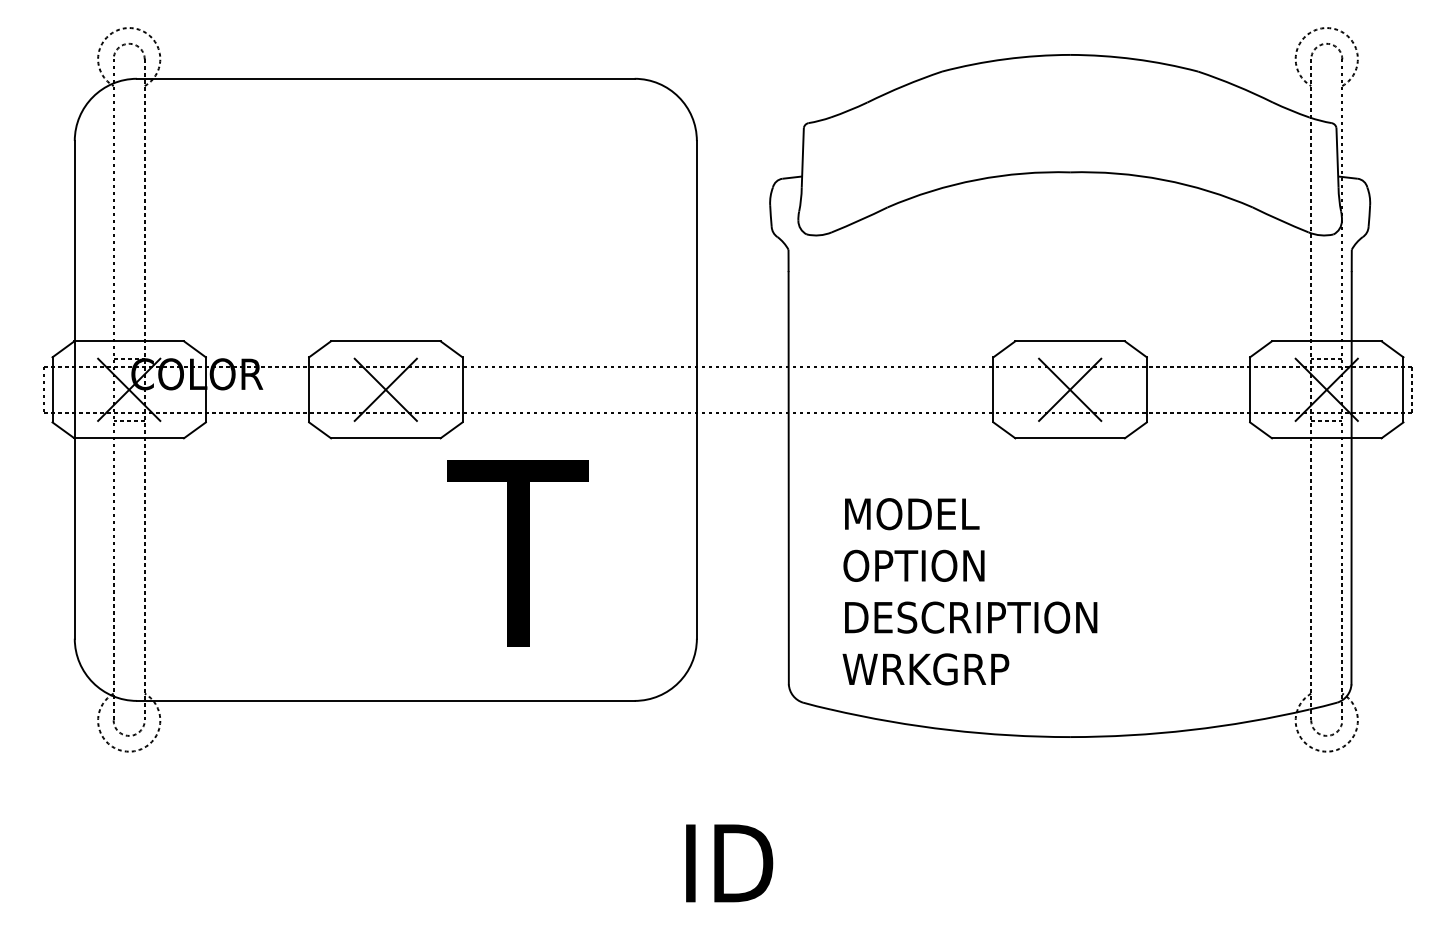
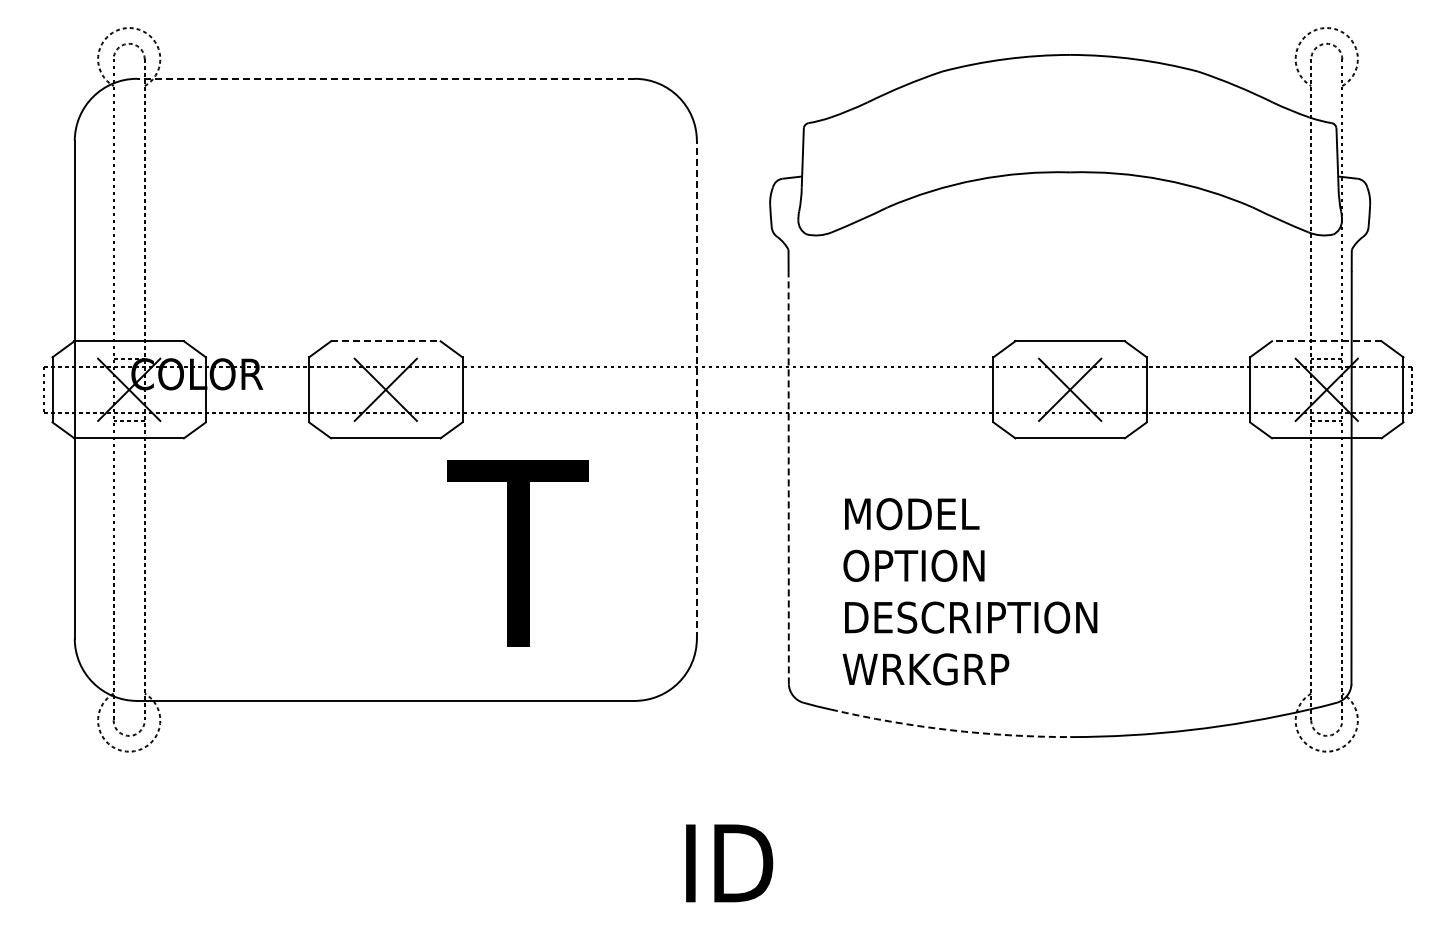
line: solid -> dashed (385, 78)
line: solid -> dashed (385, 341)
line: solid -> dashed (1326, 341)
line: solid -> dashed (696, 389)
line: solid -> dashed (788, 477)
arc: solid -> dashed (949, 730)
